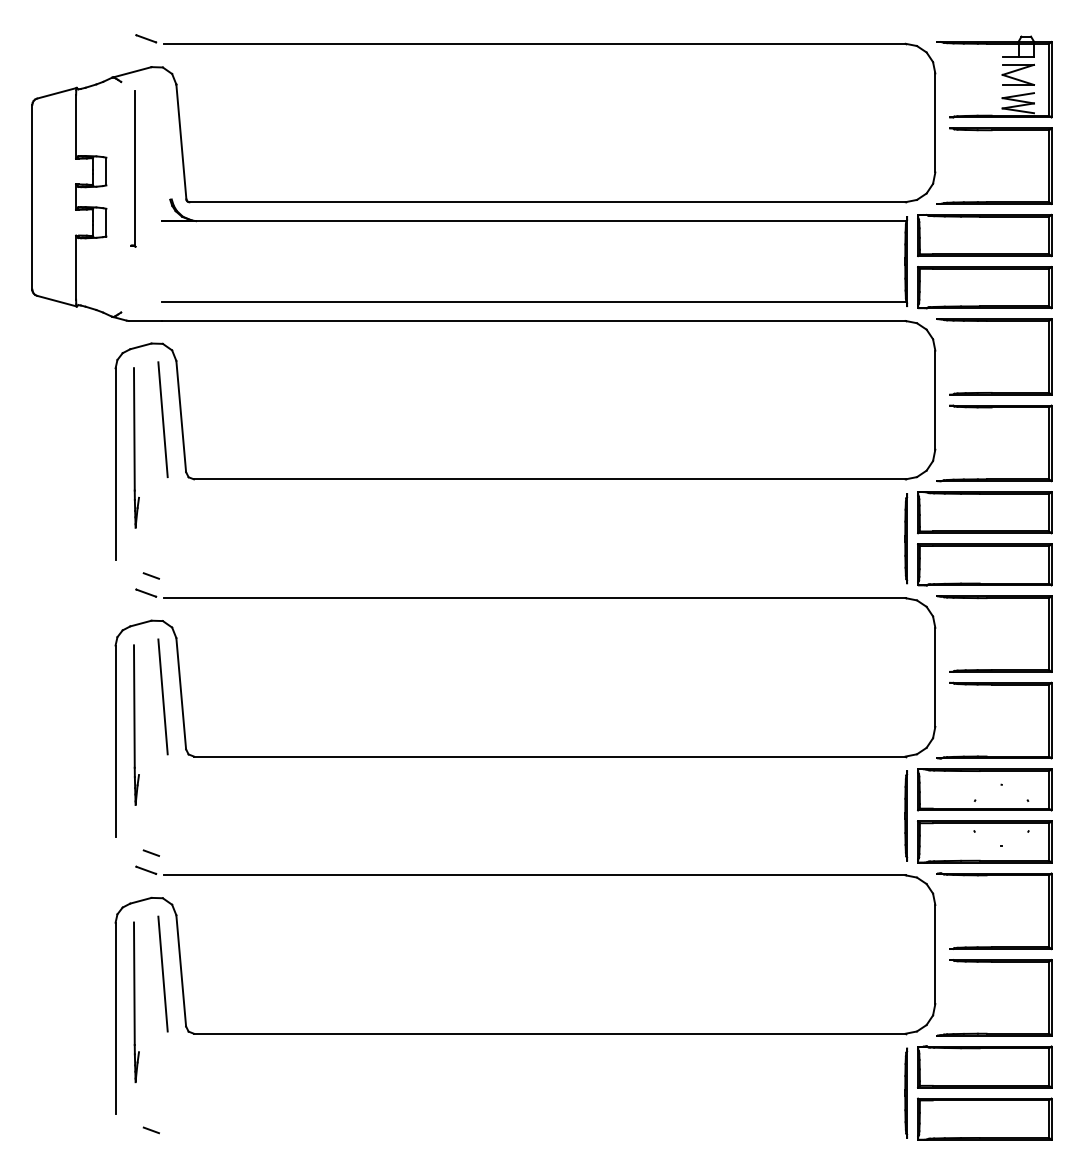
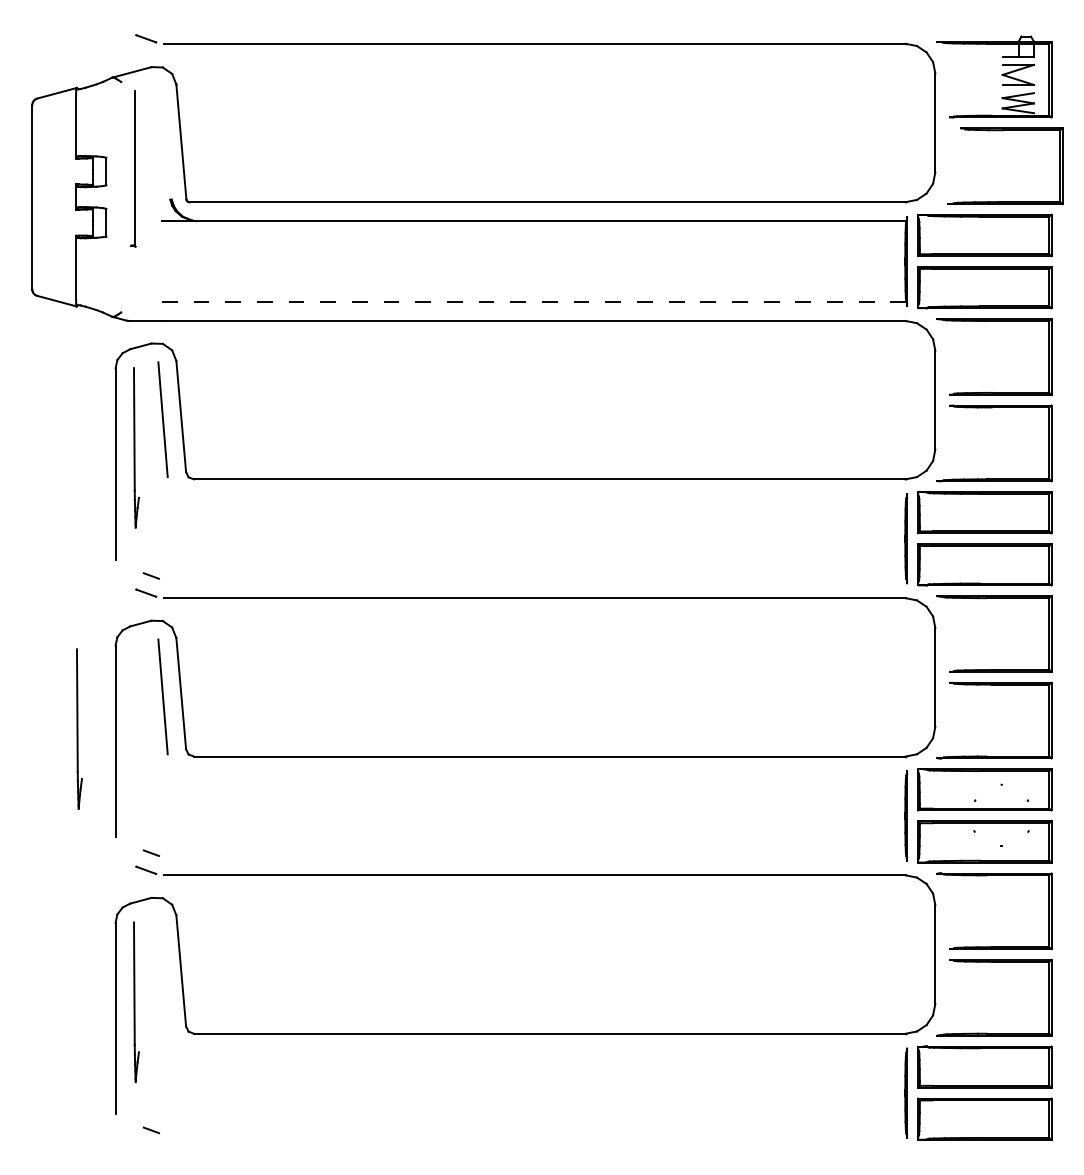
part position: (992, 131) -> (1003, 131) (1003, 131)
line: solid -> dashed (534, 301)
part position: (136, 724) -> (79, 728) (79, 728)
line: present -> none (162, 973)
